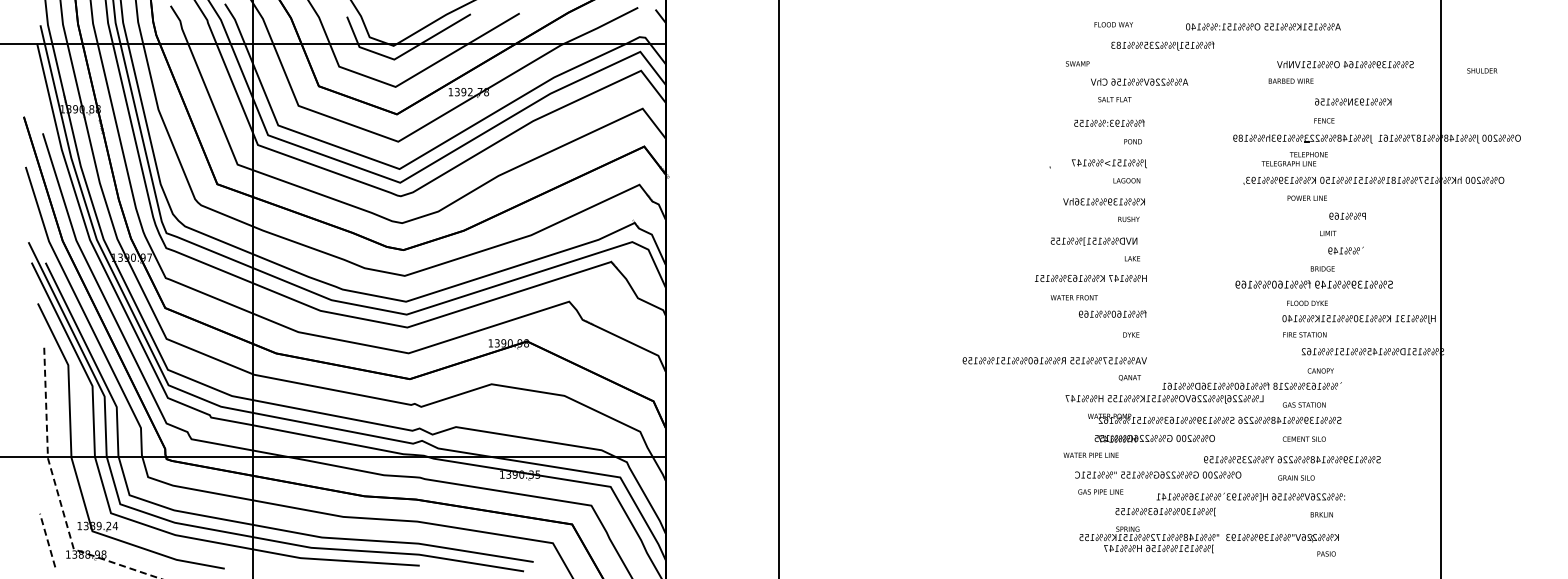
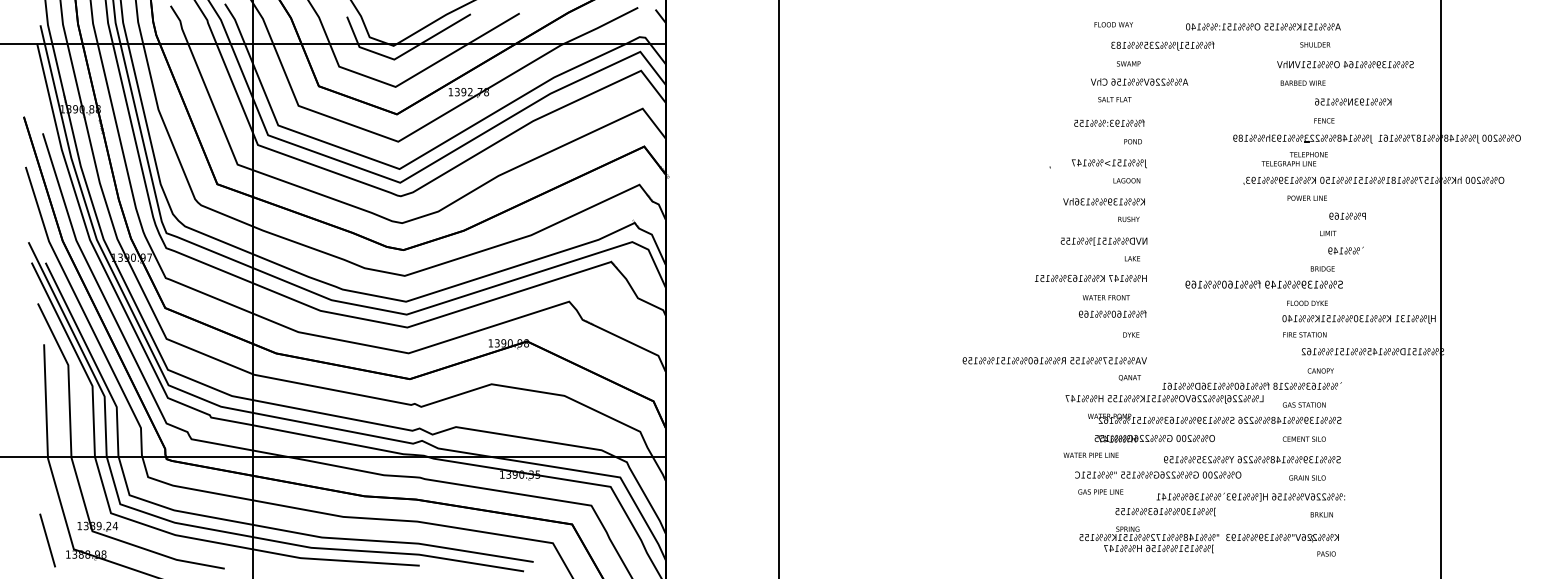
text position: (1077, 63) -> (1128, 63) (1128, 63)
text position: (1482, 70) -> (1315, 44) (1315, 44)
text position: (1290, 80) -> (1302, 82) (1302, 82)
text position: (1093, 241) -> (1103, 241) (1103, 241)
text position: (1313, 284) -> (1263, 284) (1263, 284)
text position: (1073, 297) -> (1105, 297) (1105, 297)
text position: (1292, 459) -> (1252, 459) (1252, 459)
text position: (1296, 477) -> (1307, 477) (1307, 477)
line: dashed -> solid (57, 492)
line: dashed -> solid (47, 540)
